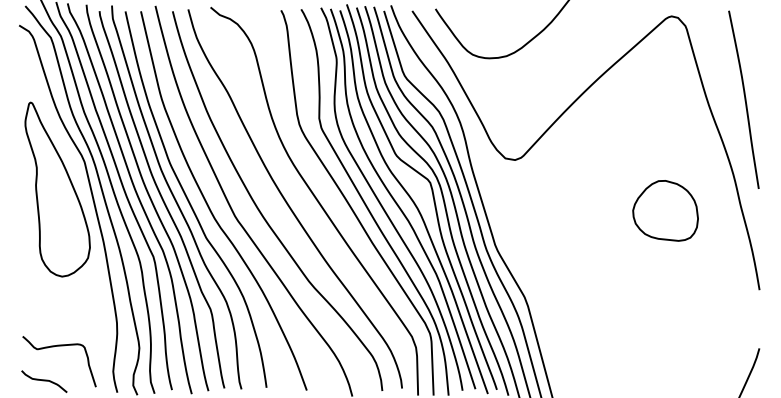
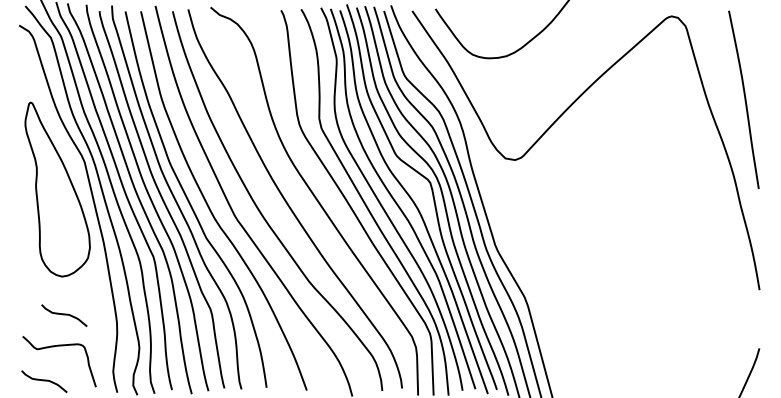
part: present -> none (665, 210)
curve: none -> present (64, 315)
